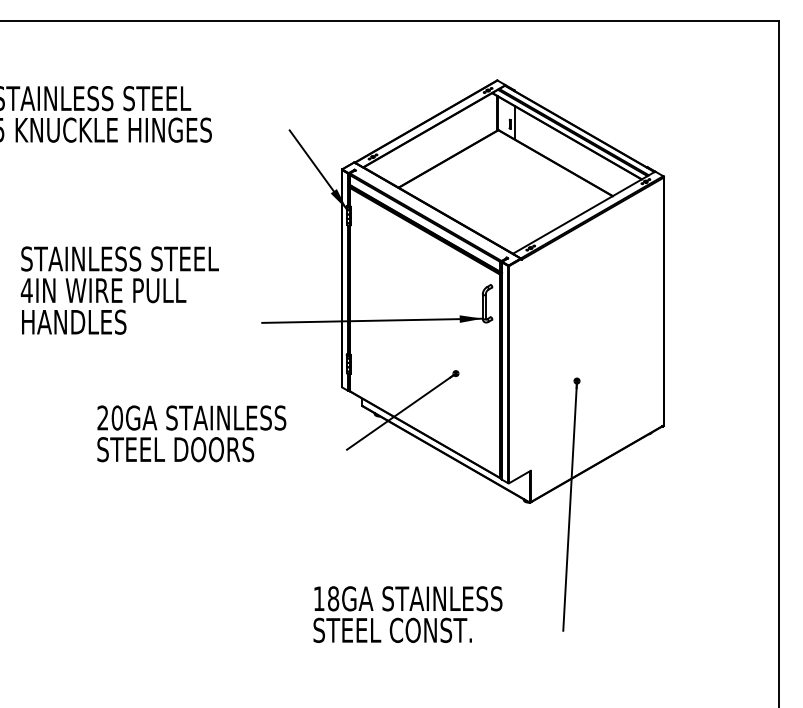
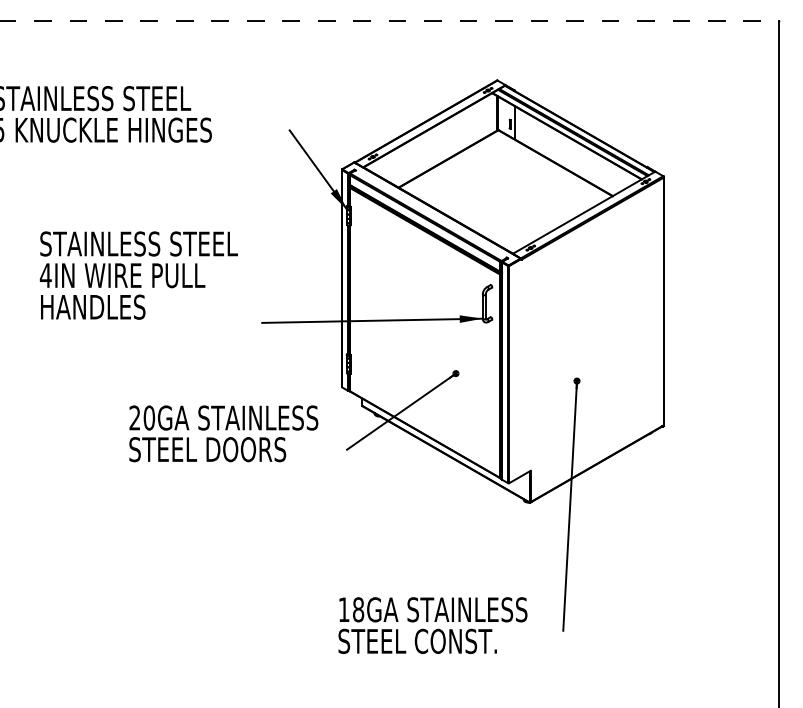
line: solid -> dashed (390, 21)
text position: (119, 290) -> (138, 275) (138, 275)
text position: (191, 433) -> (223, 433) (223, 433)
text position: (407, 614) -> (432, 625) (432, 625)
